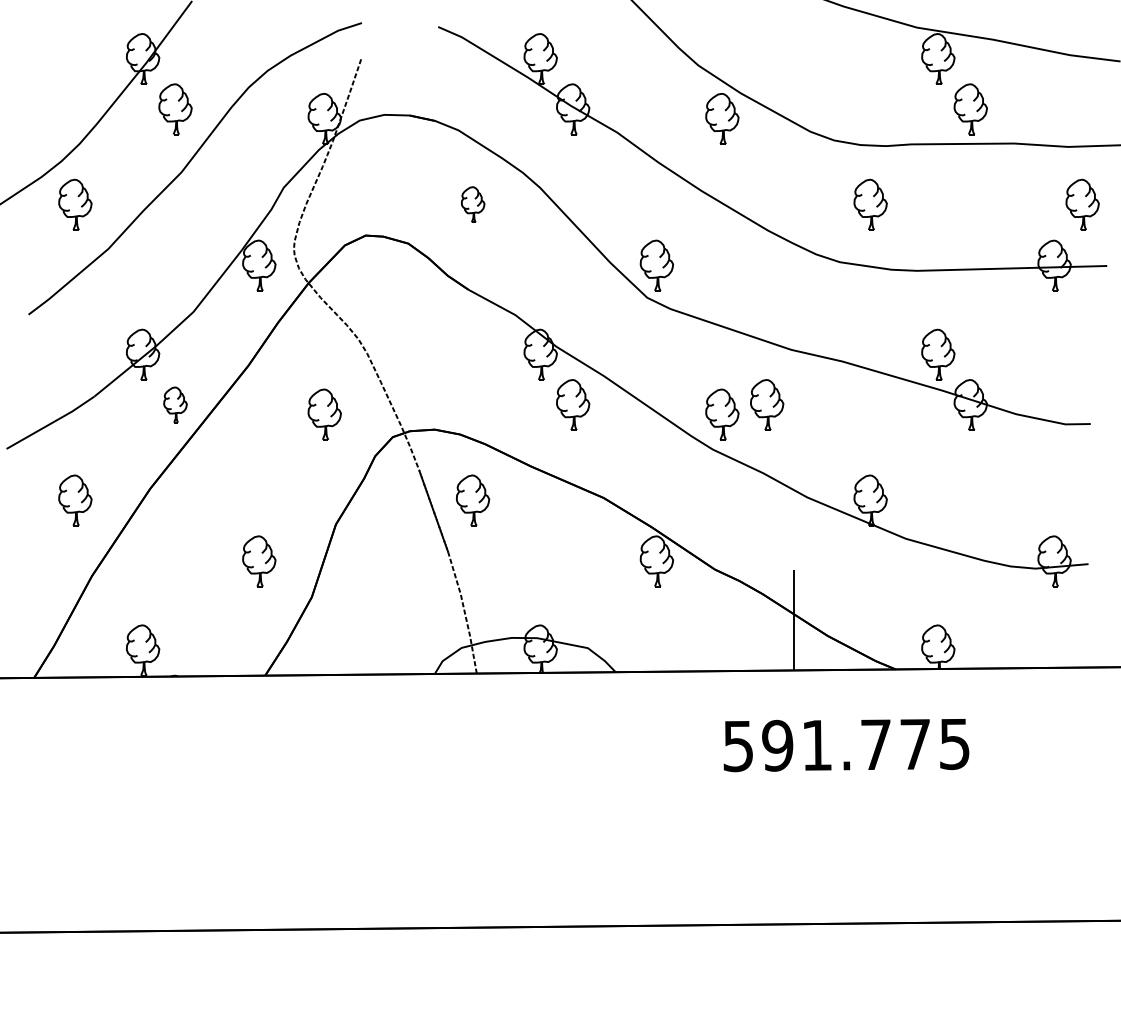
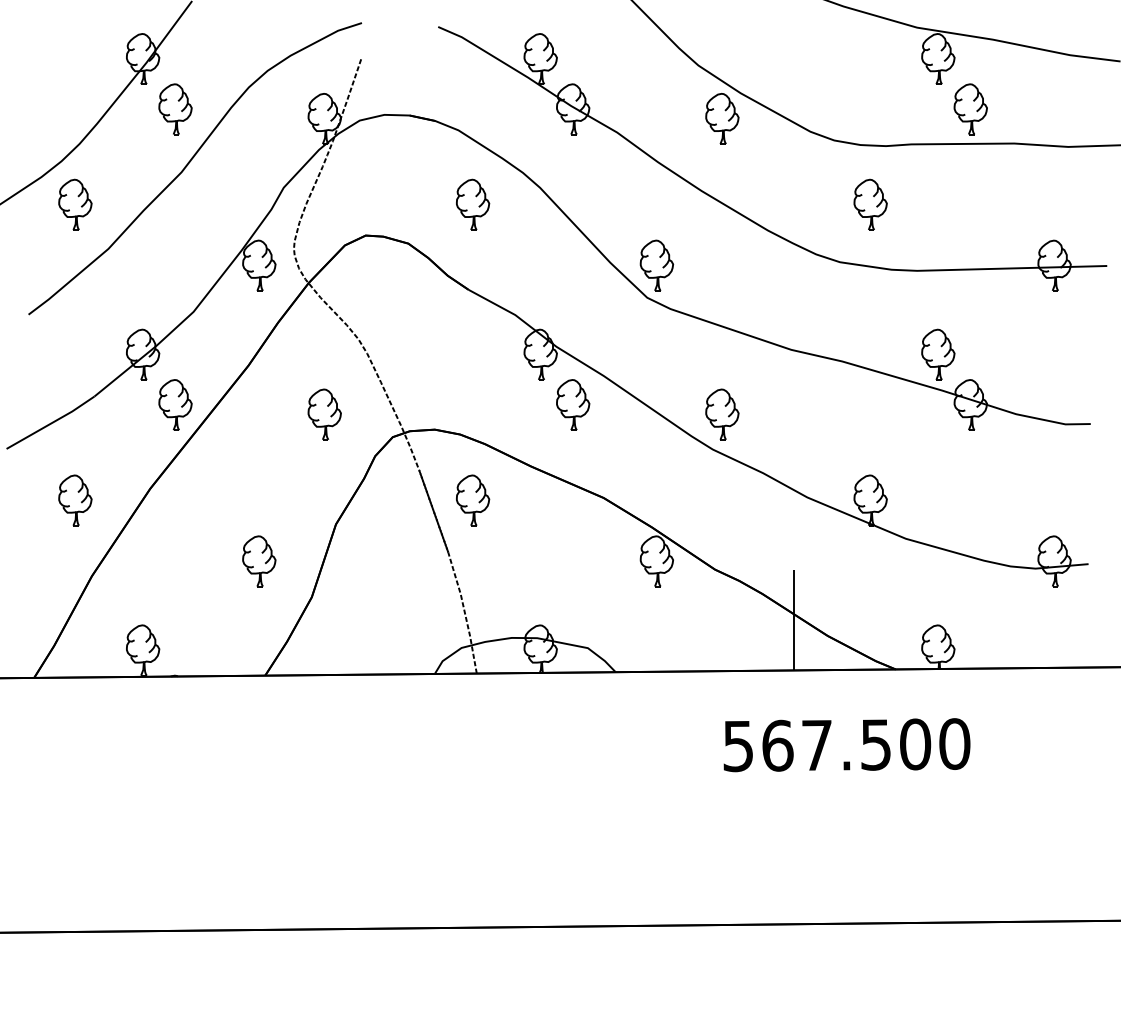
part size: 25x37 px -> 35x53 px (473, 204)
part: present -> none (1082, 204)
part size: 25x38 px -> 35x52 px (175, 404)
part: present -> none (767, 404)
text: 591.775 -> 567.500 (866, 744)
